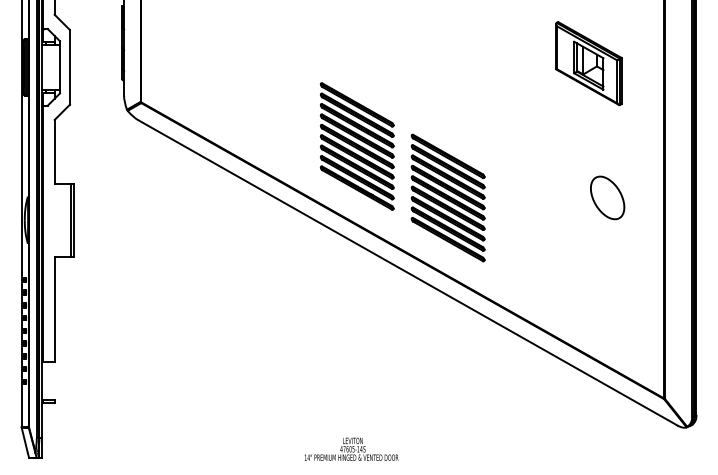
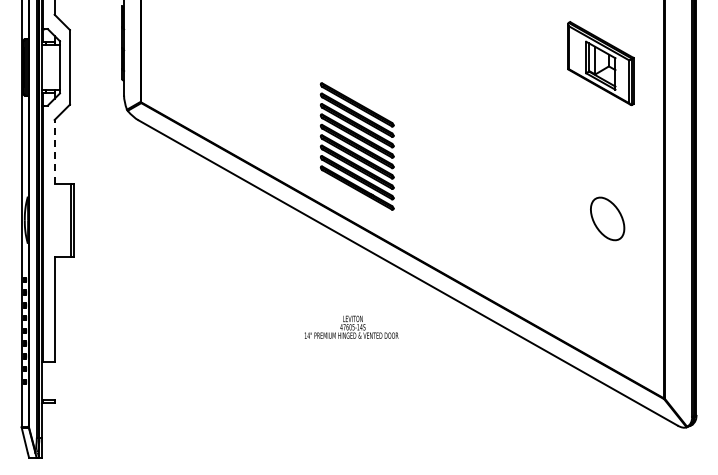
part position: (588, 63) -> (600, 63) (600, 63)
line: solid -> dashed (54, 151)
part: present -> none (447, 197)
part position: (607, 197) -> (607, 218) (607, 218)
text position: (351, 448) -> (351, 326) (351, 326)
